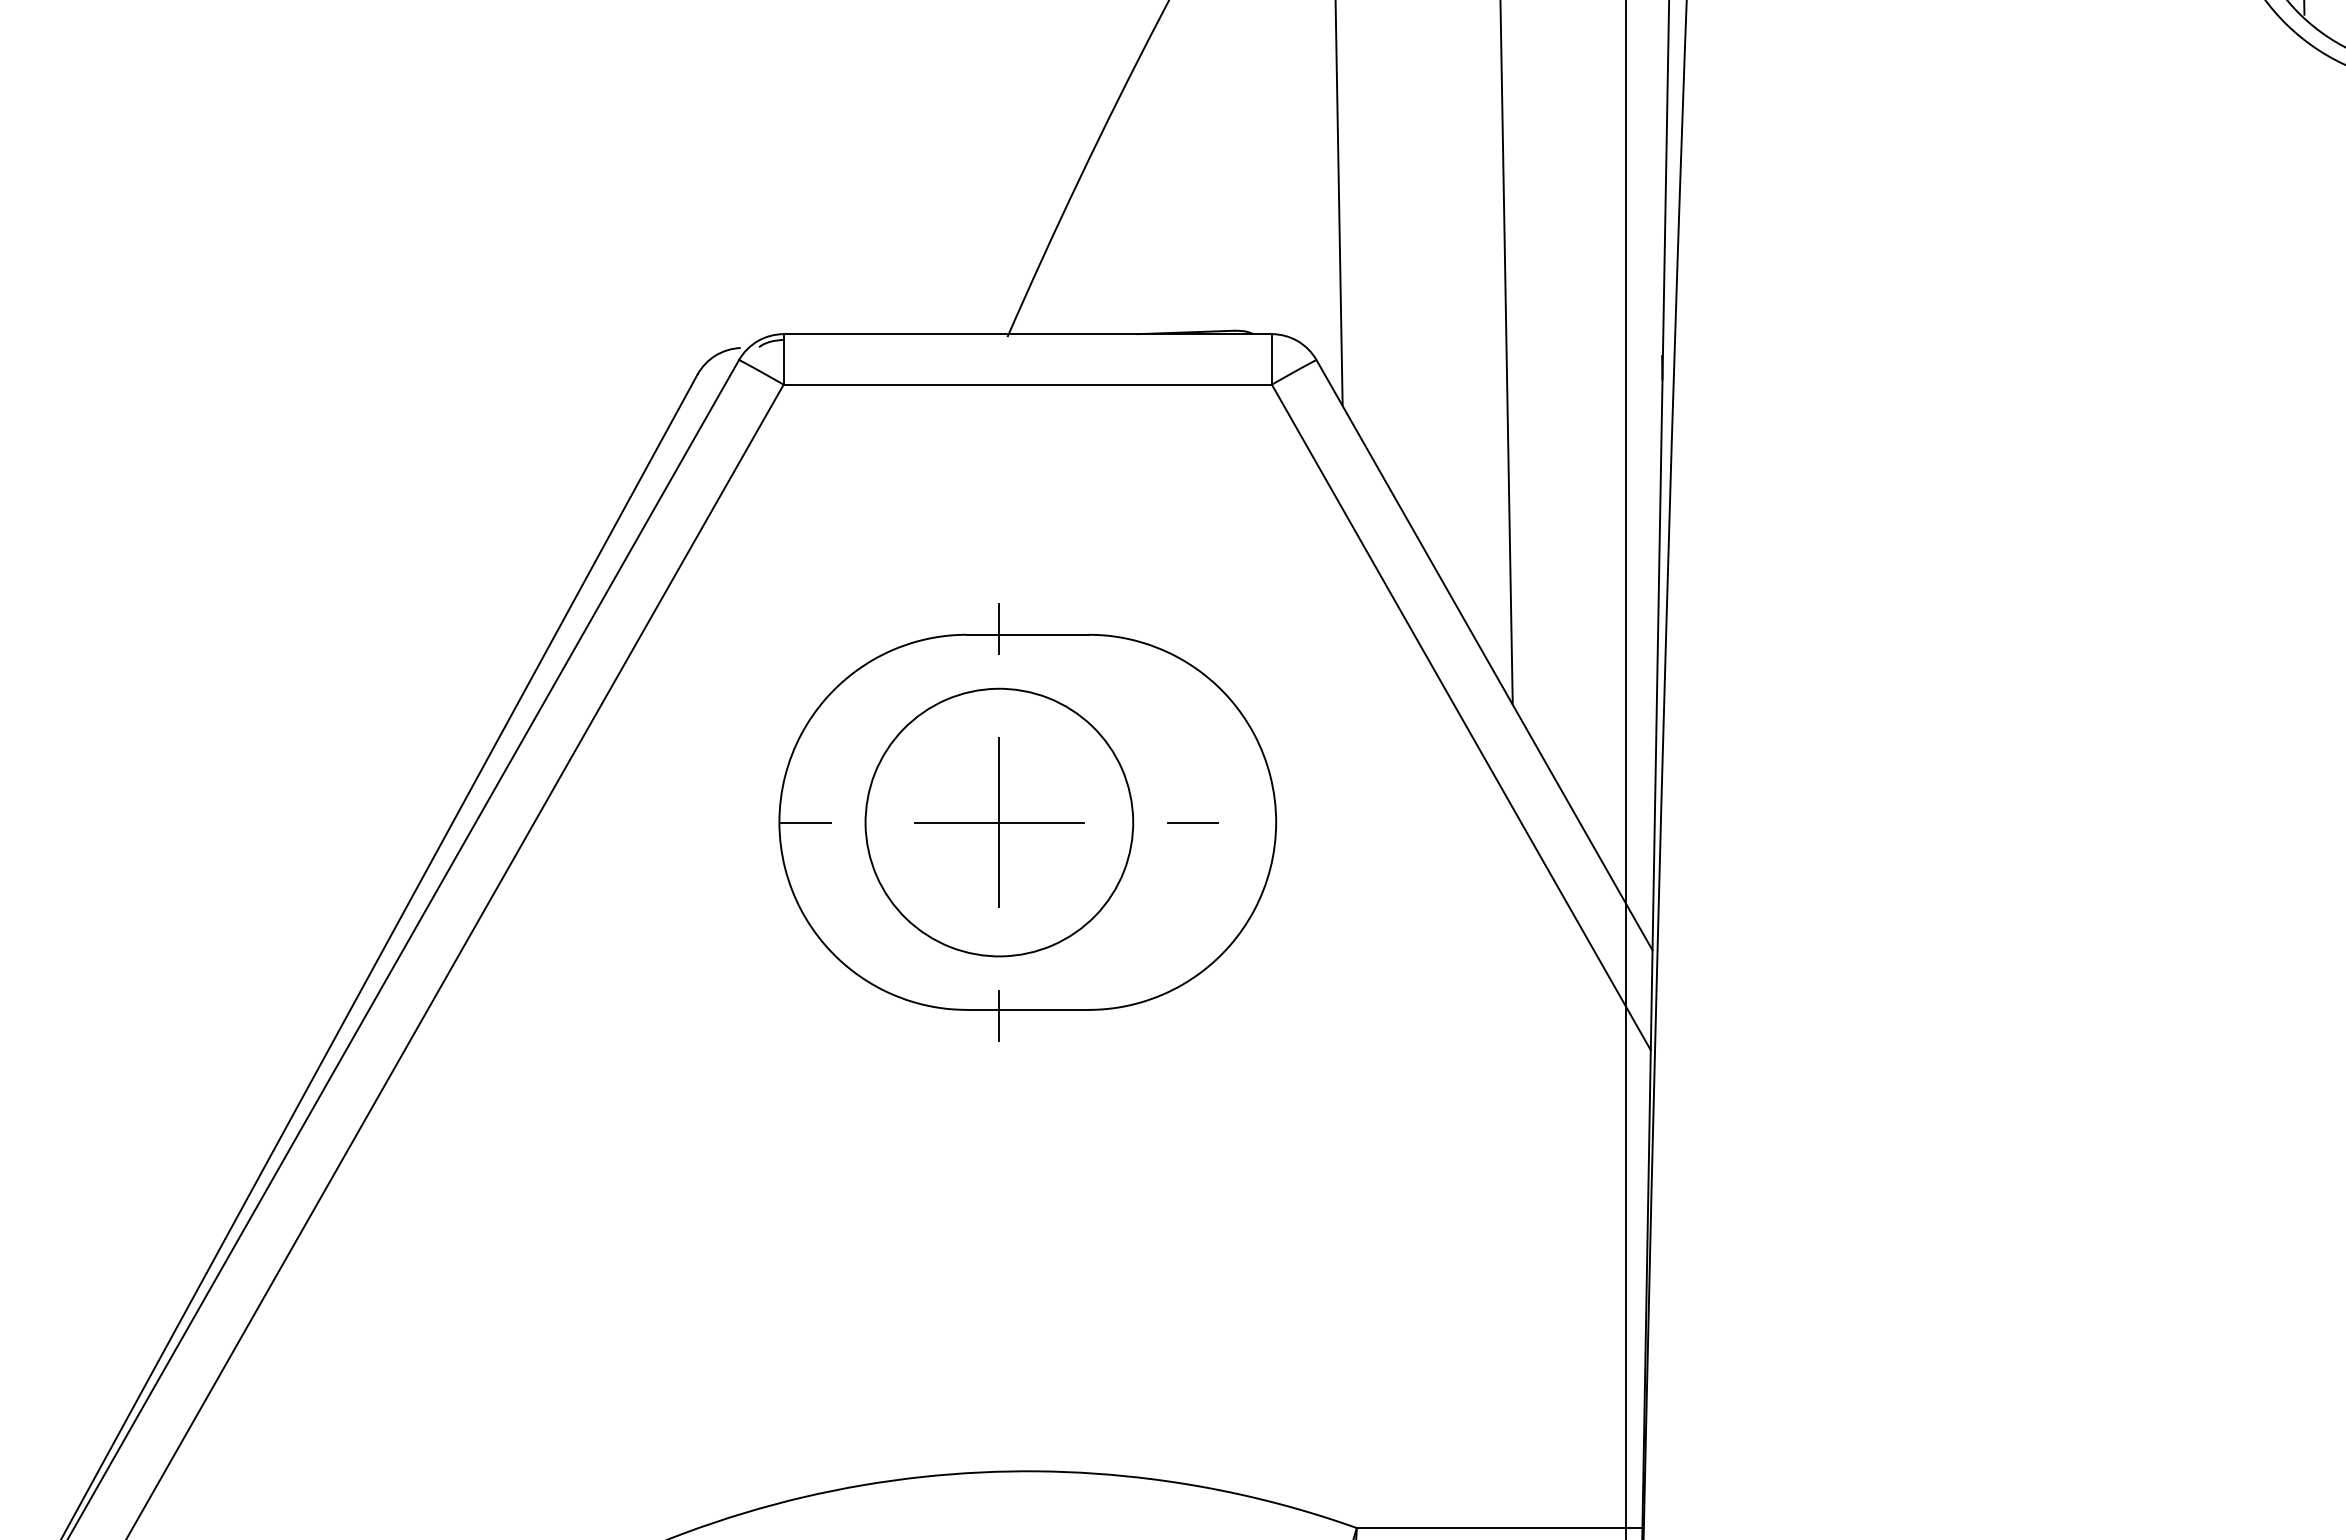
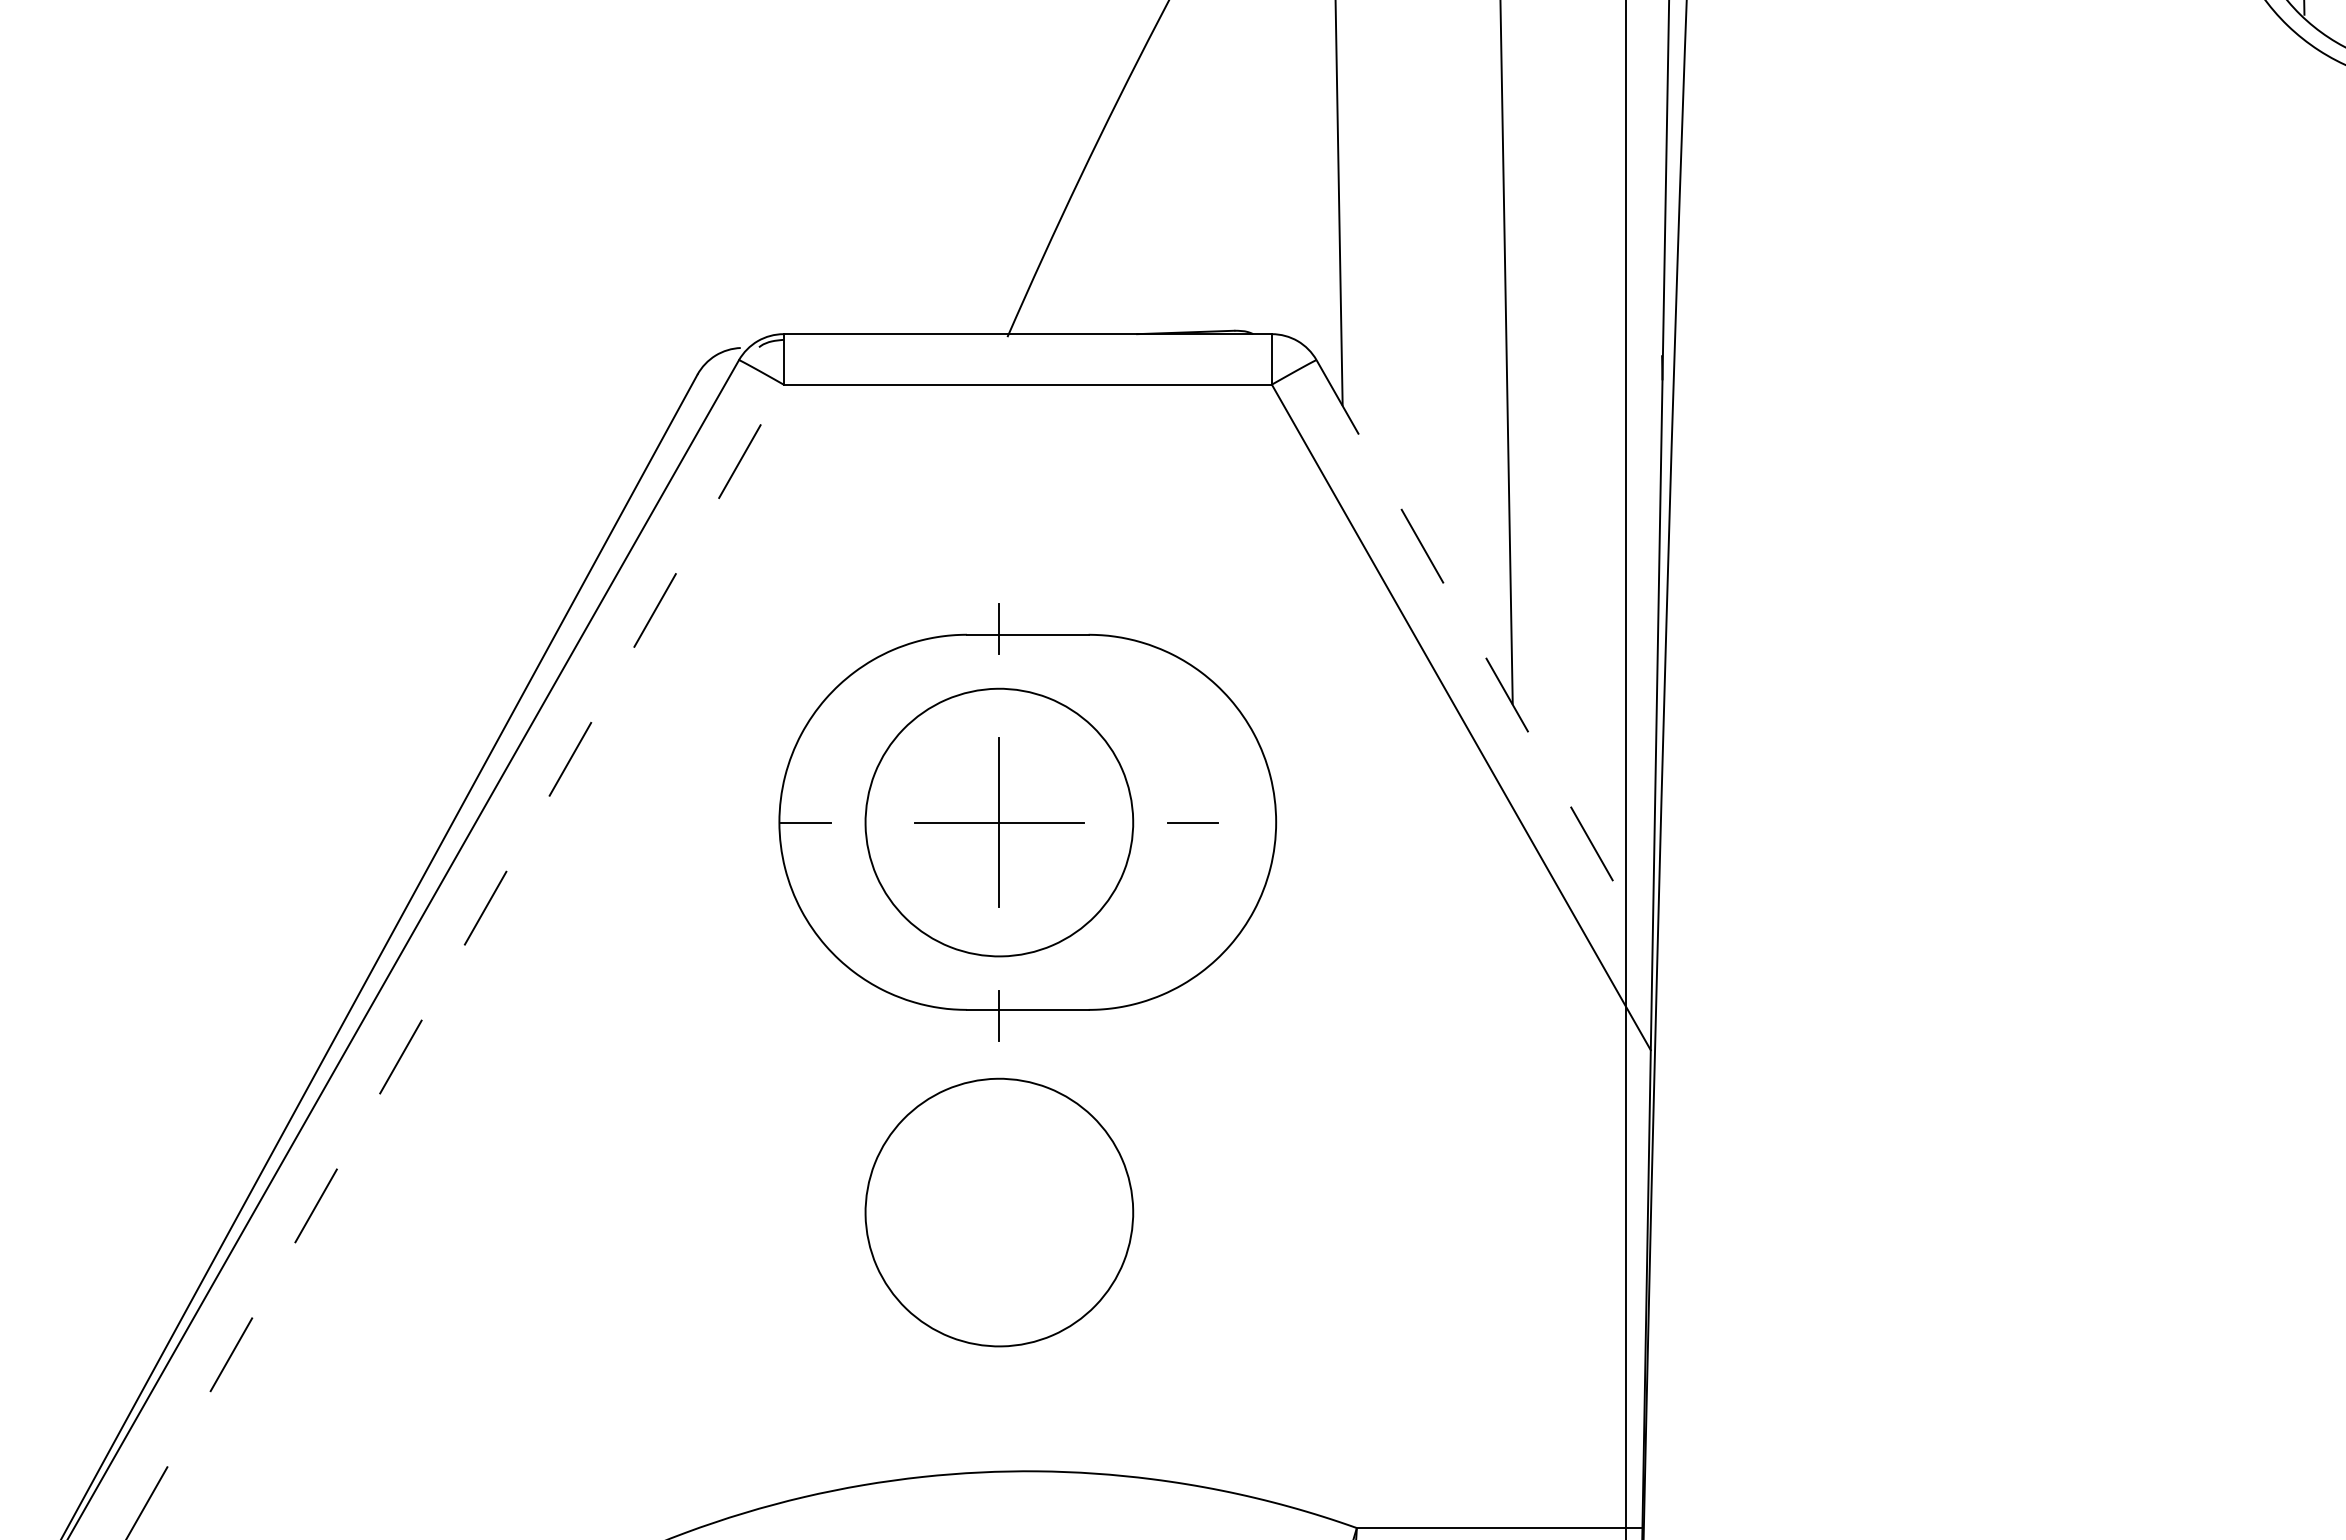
line: solid -> dashed (1484, 655)
line: solid -> dashed (454, 962)
part: none -> present (999, 1212)
